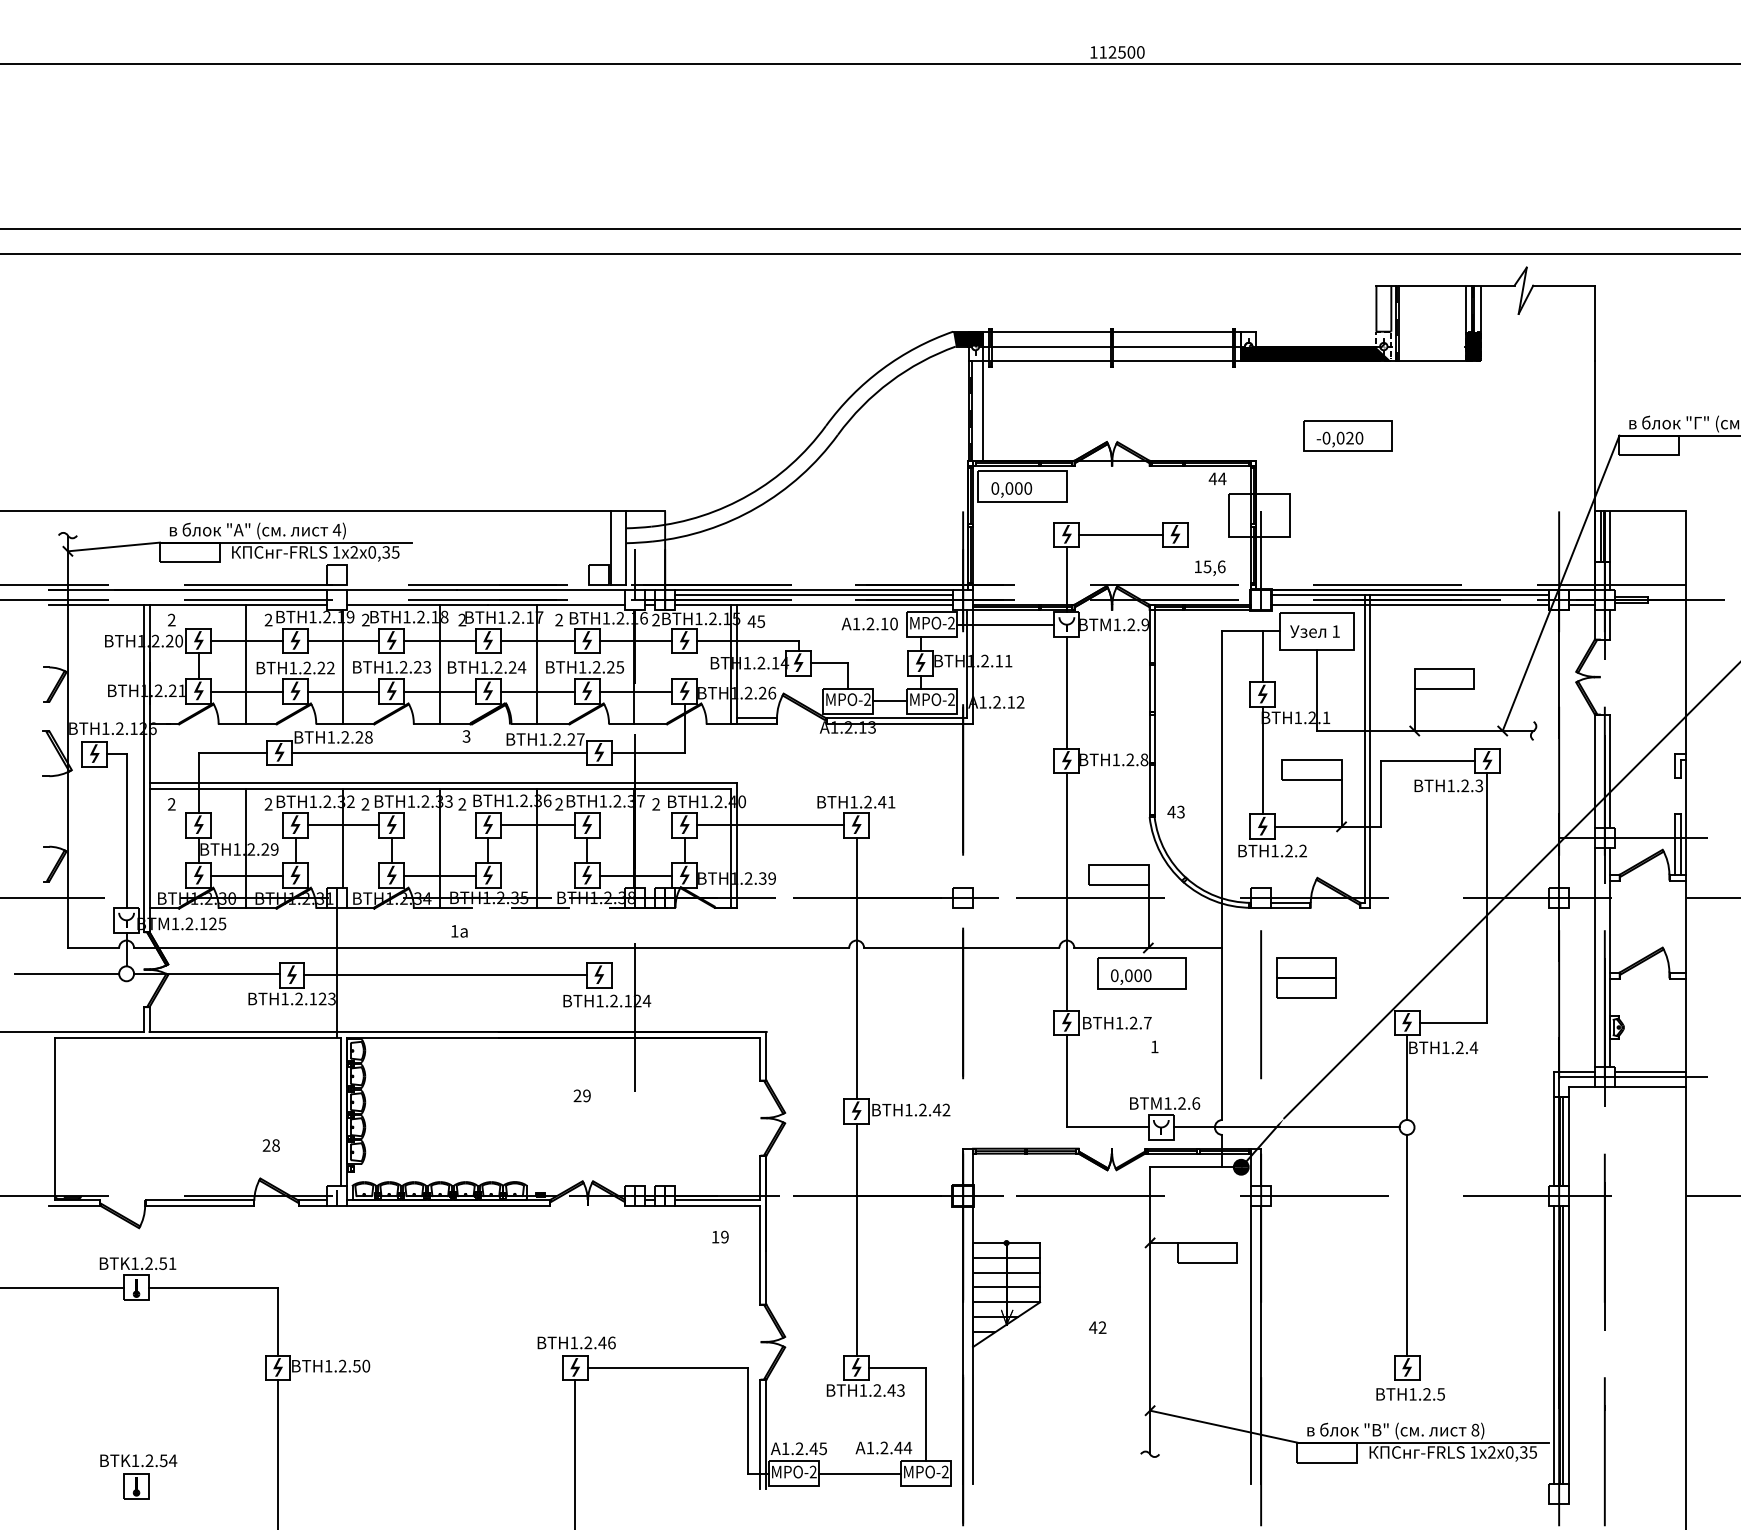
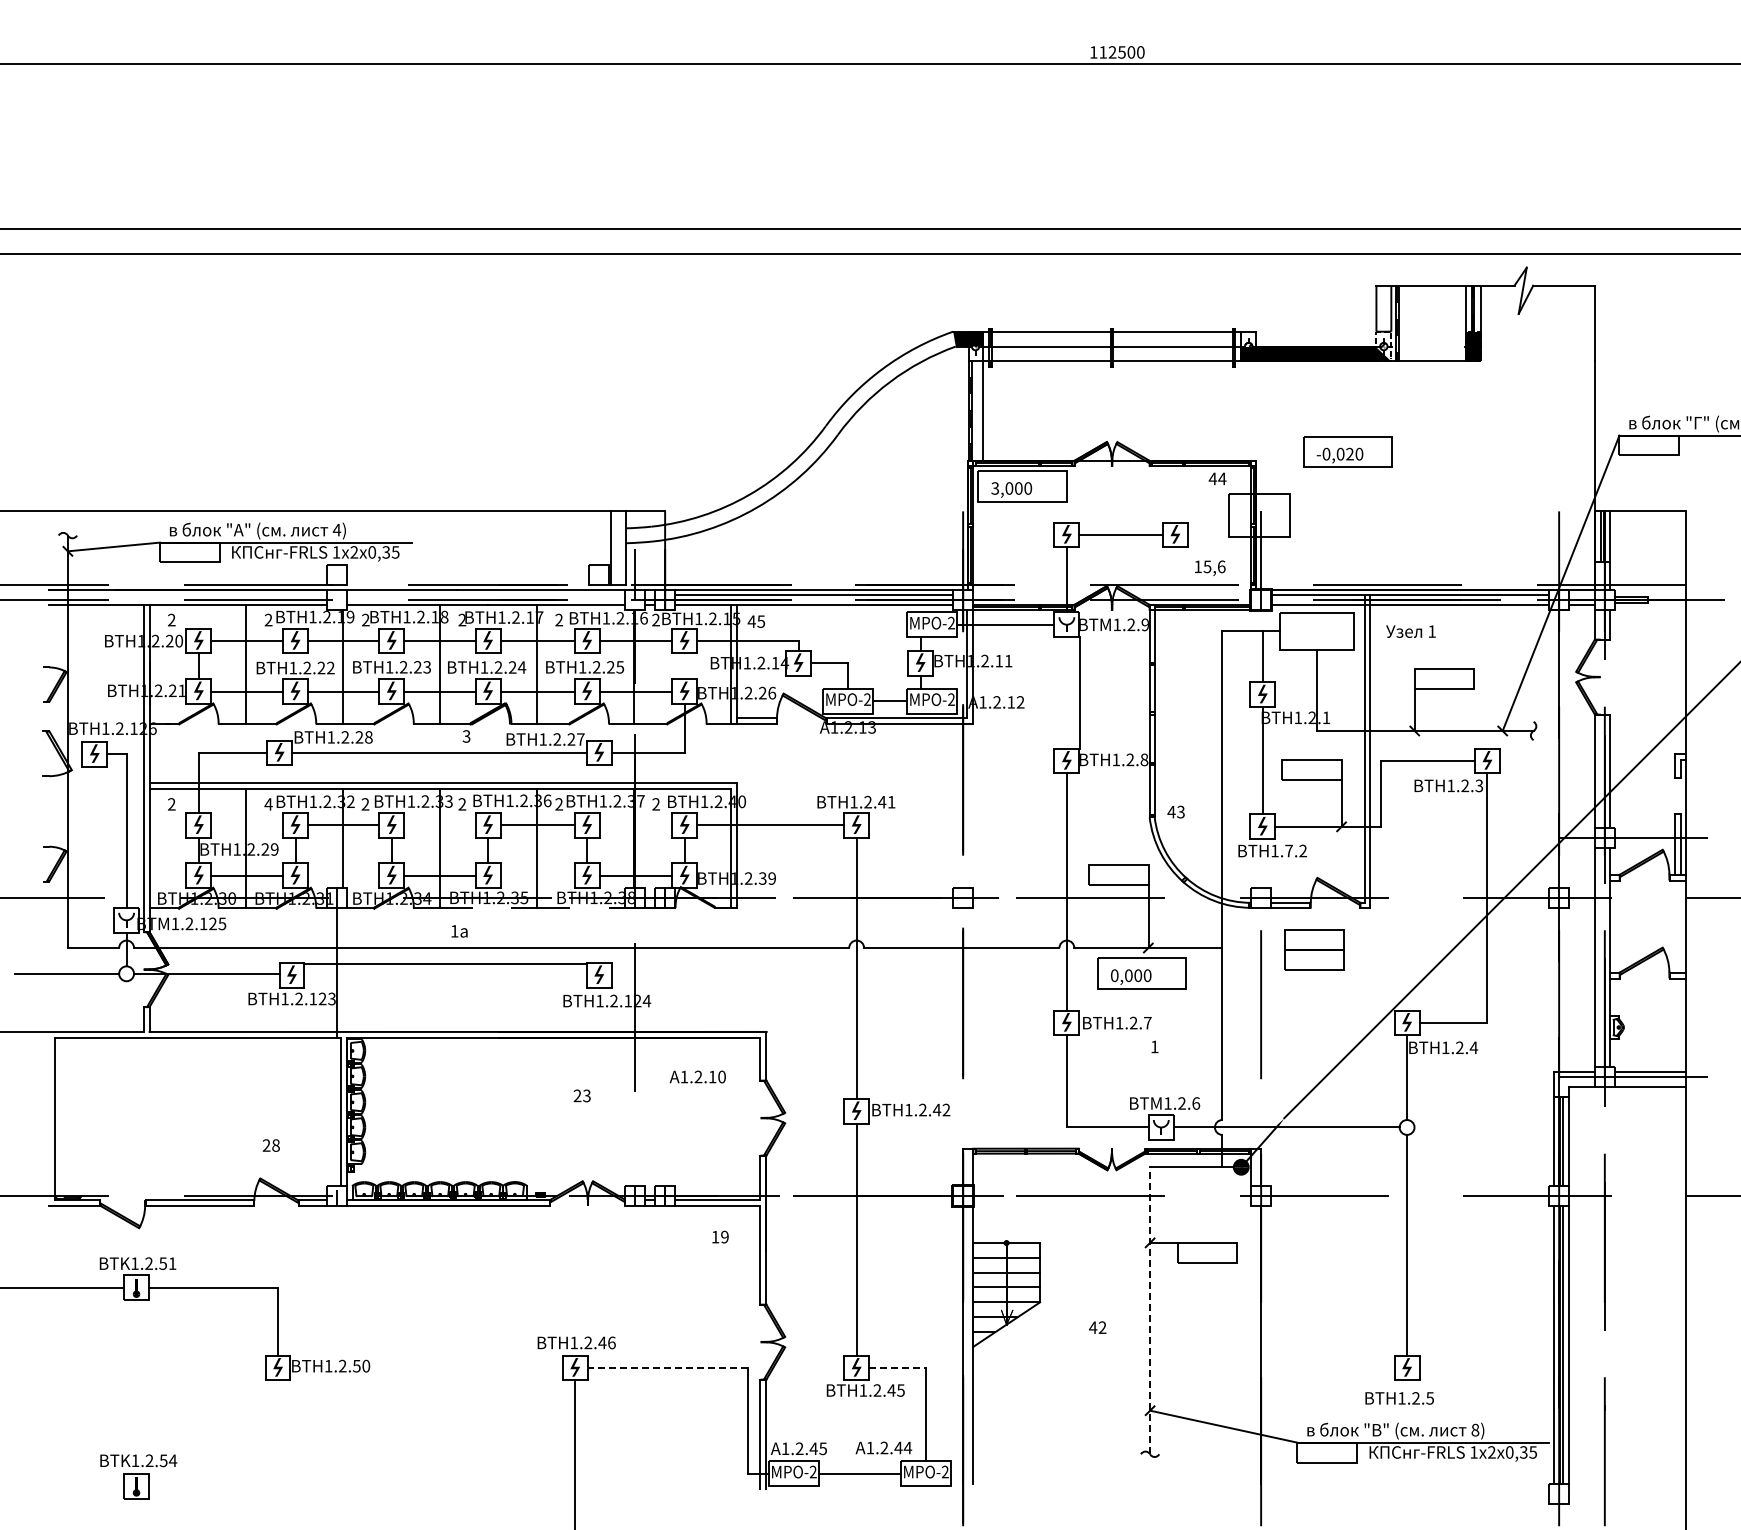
part position: (1347, 435) -> (1347, 451) (1347, 451)
text: 0,000 -> 3,000 (995, 488)
text position: (869, 623) -> (697, 1076) (697, 1076)
text position: (1314, 631) -> (1410, 631) (1410, 631)
line position: (1066, 692) -> (1079, 692) (1079, 692)
text: 2 -> 4 (268, 804)
text: BTH1.2.2 -> BTH1.7.2 (1288, 850)
line position: (445, 975) -> (445, 964) (445, 964)
part position: (1306, 977) -> (1314, 949) (1314, 949)
text: 29 -> 23 (586, 1095)
line: solid -> dashed (1150, 1310)
line: present -> none (1251, 1344)
line: solid -> dashed (667, 1368)
line: solid -> dashed (897, 1368)
text: BTH1.2.43 -> BTH1.2.45 (900, 1389)
text position: (1410, 1394) -> (1399, 1398) (1399, 1398)
line: present -> none (278, 1453)
